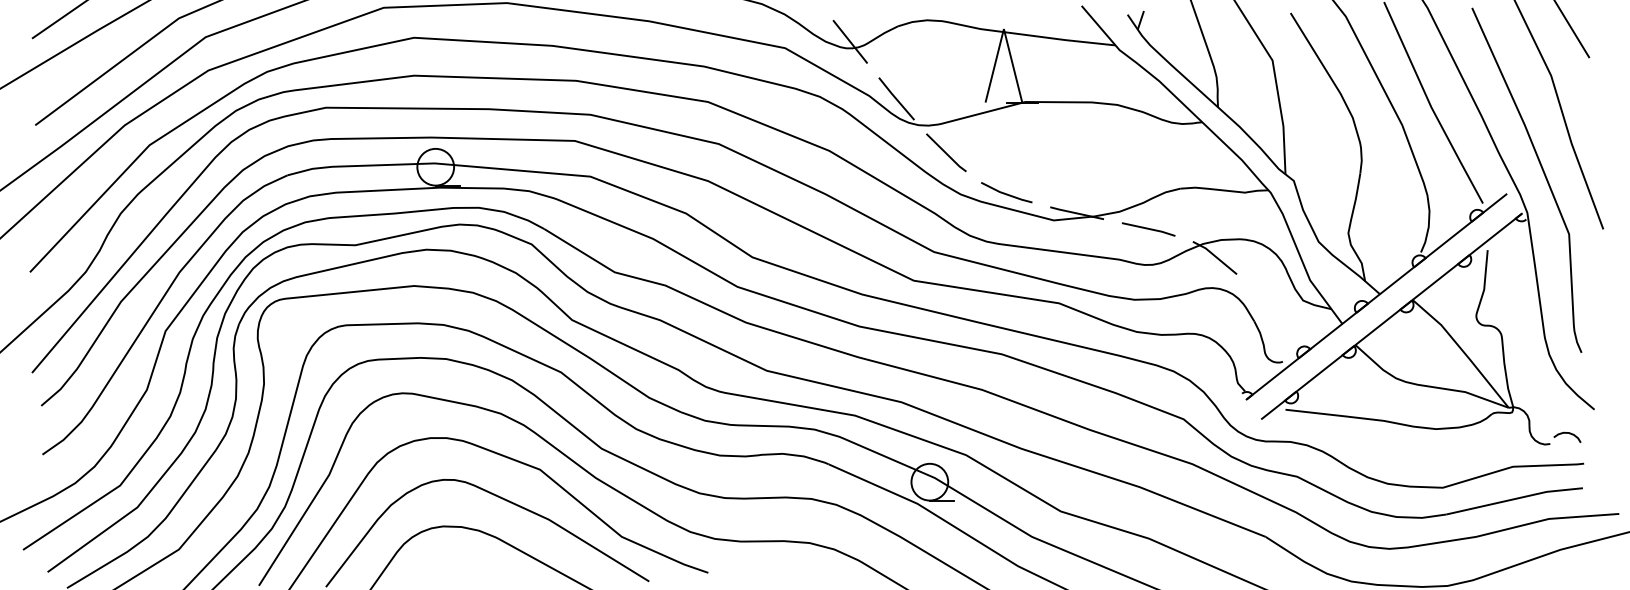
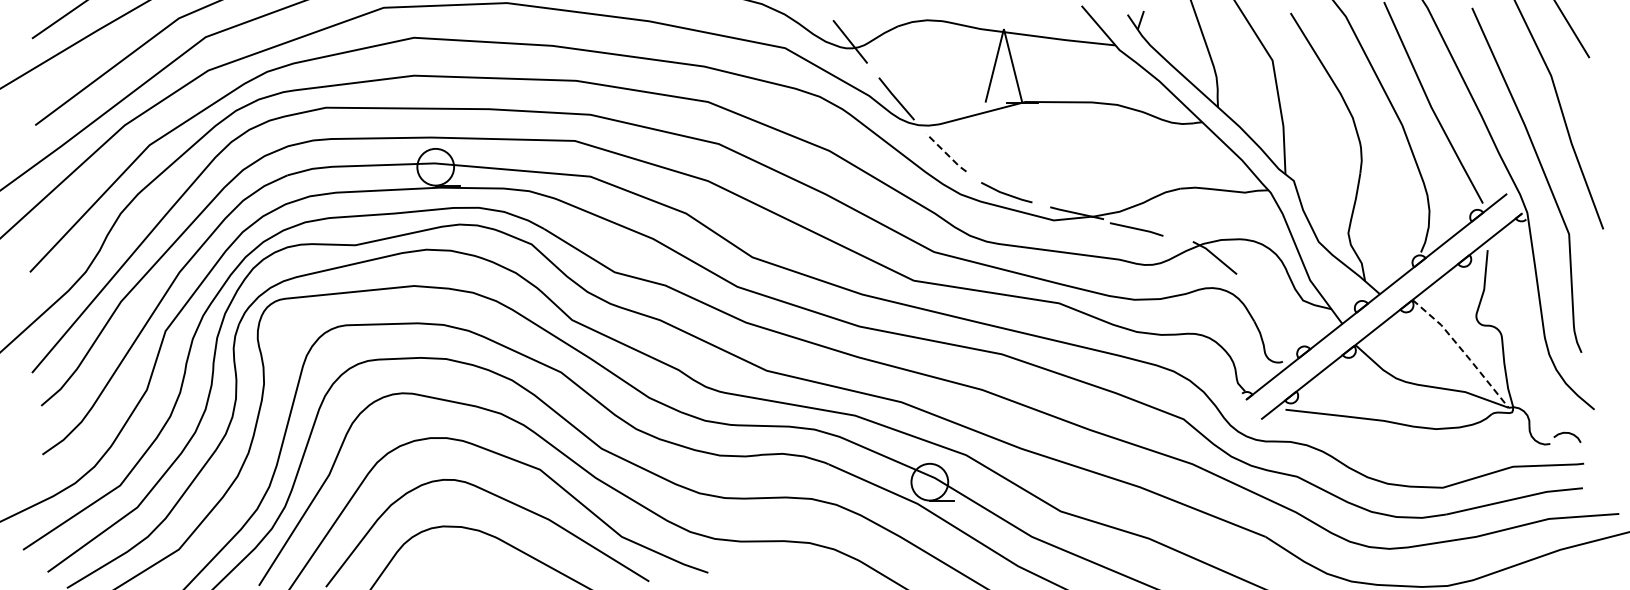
line: solid -> dashed (946, 153)
line position: (1148, 229) -> (1136, 229) (1136, 229)
line: solid -> dashed (1463, 351)
